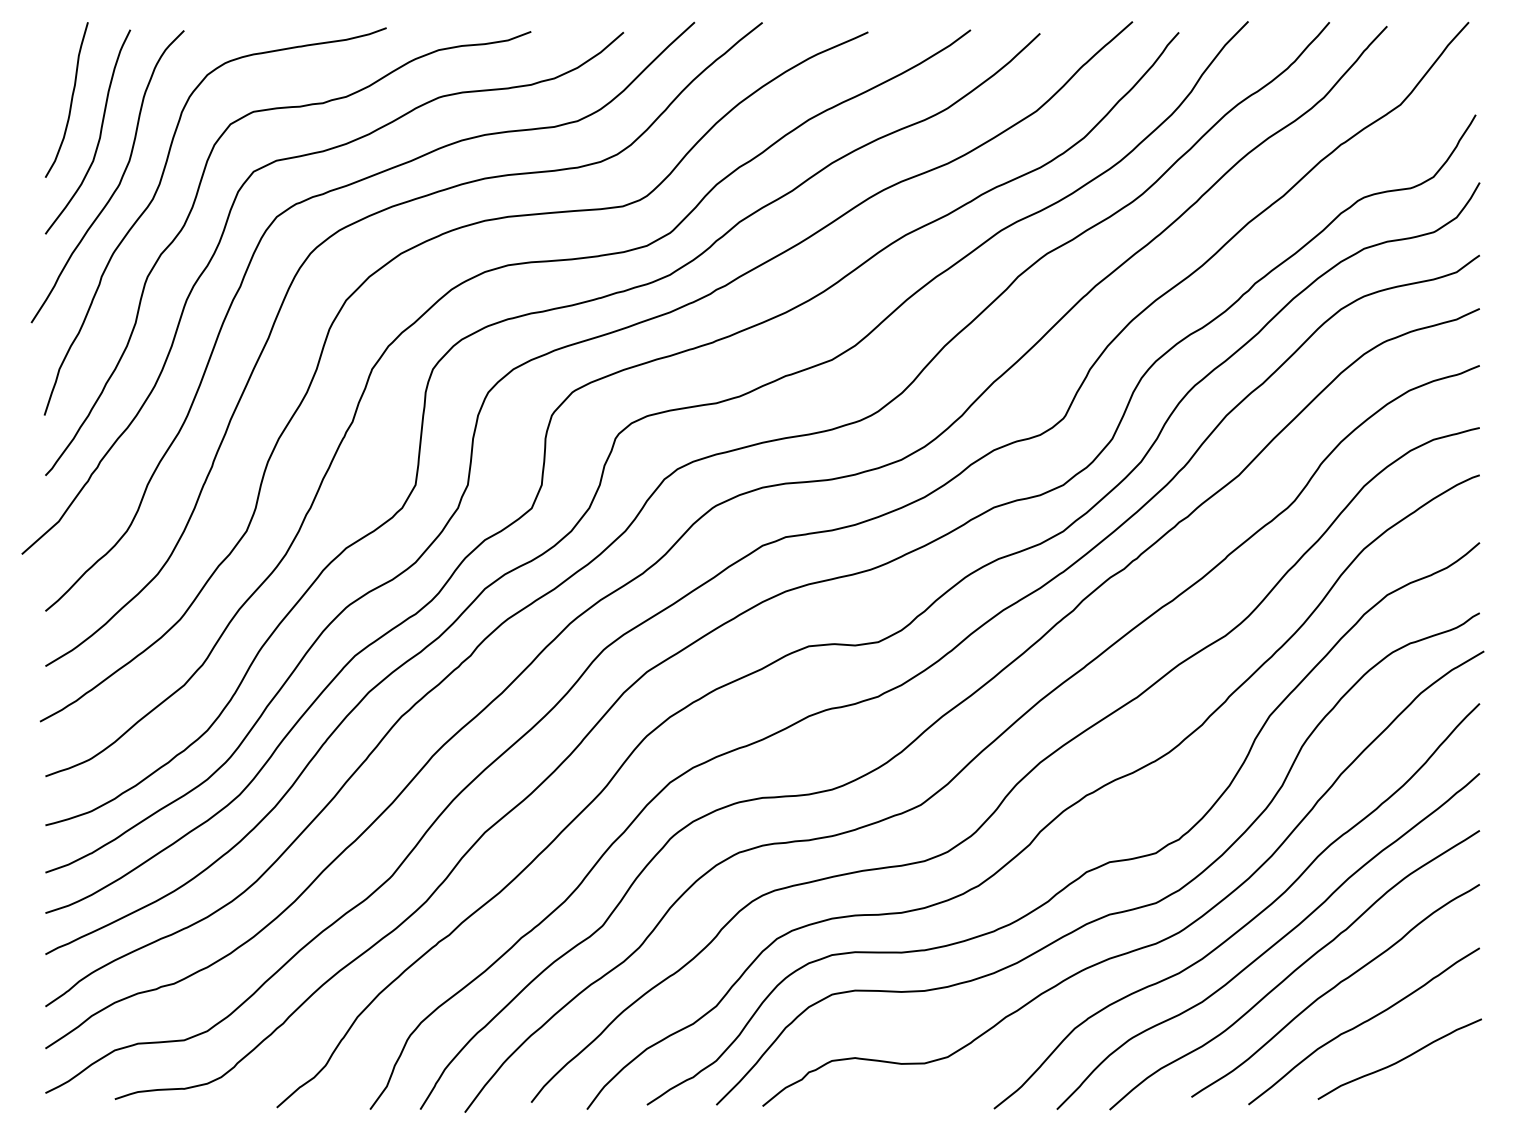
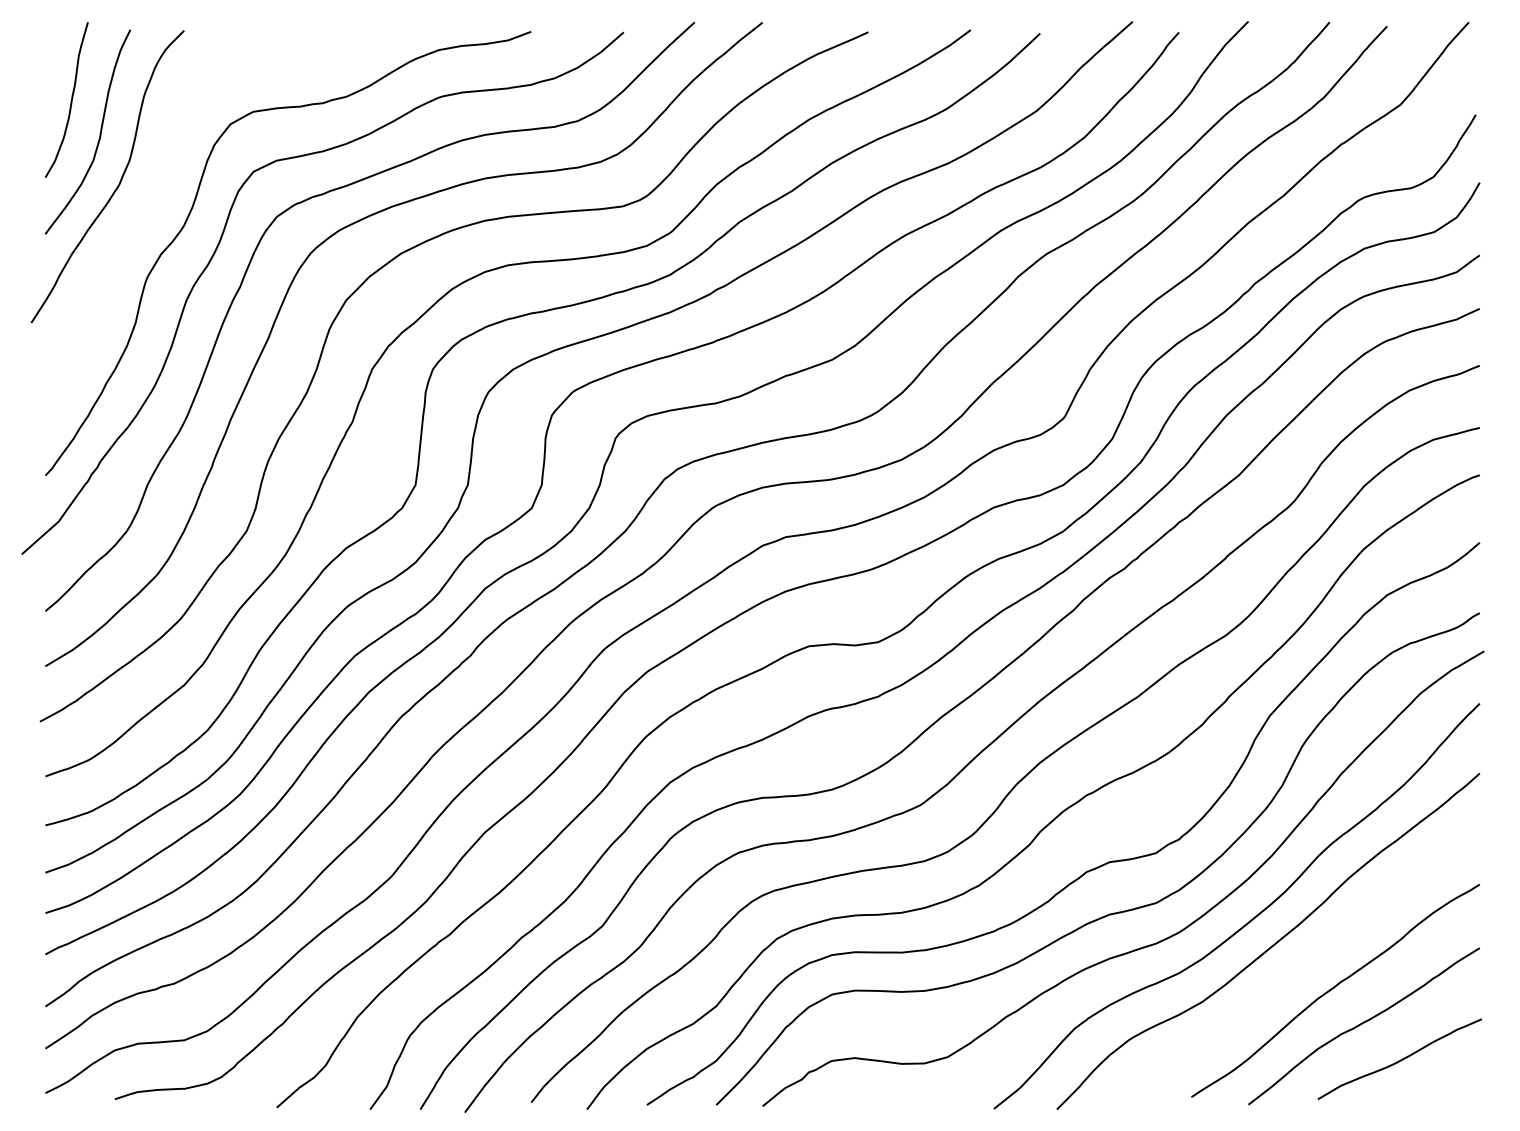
curve: present -> none (155, 196)
curve: present -> none (1294, 970)
